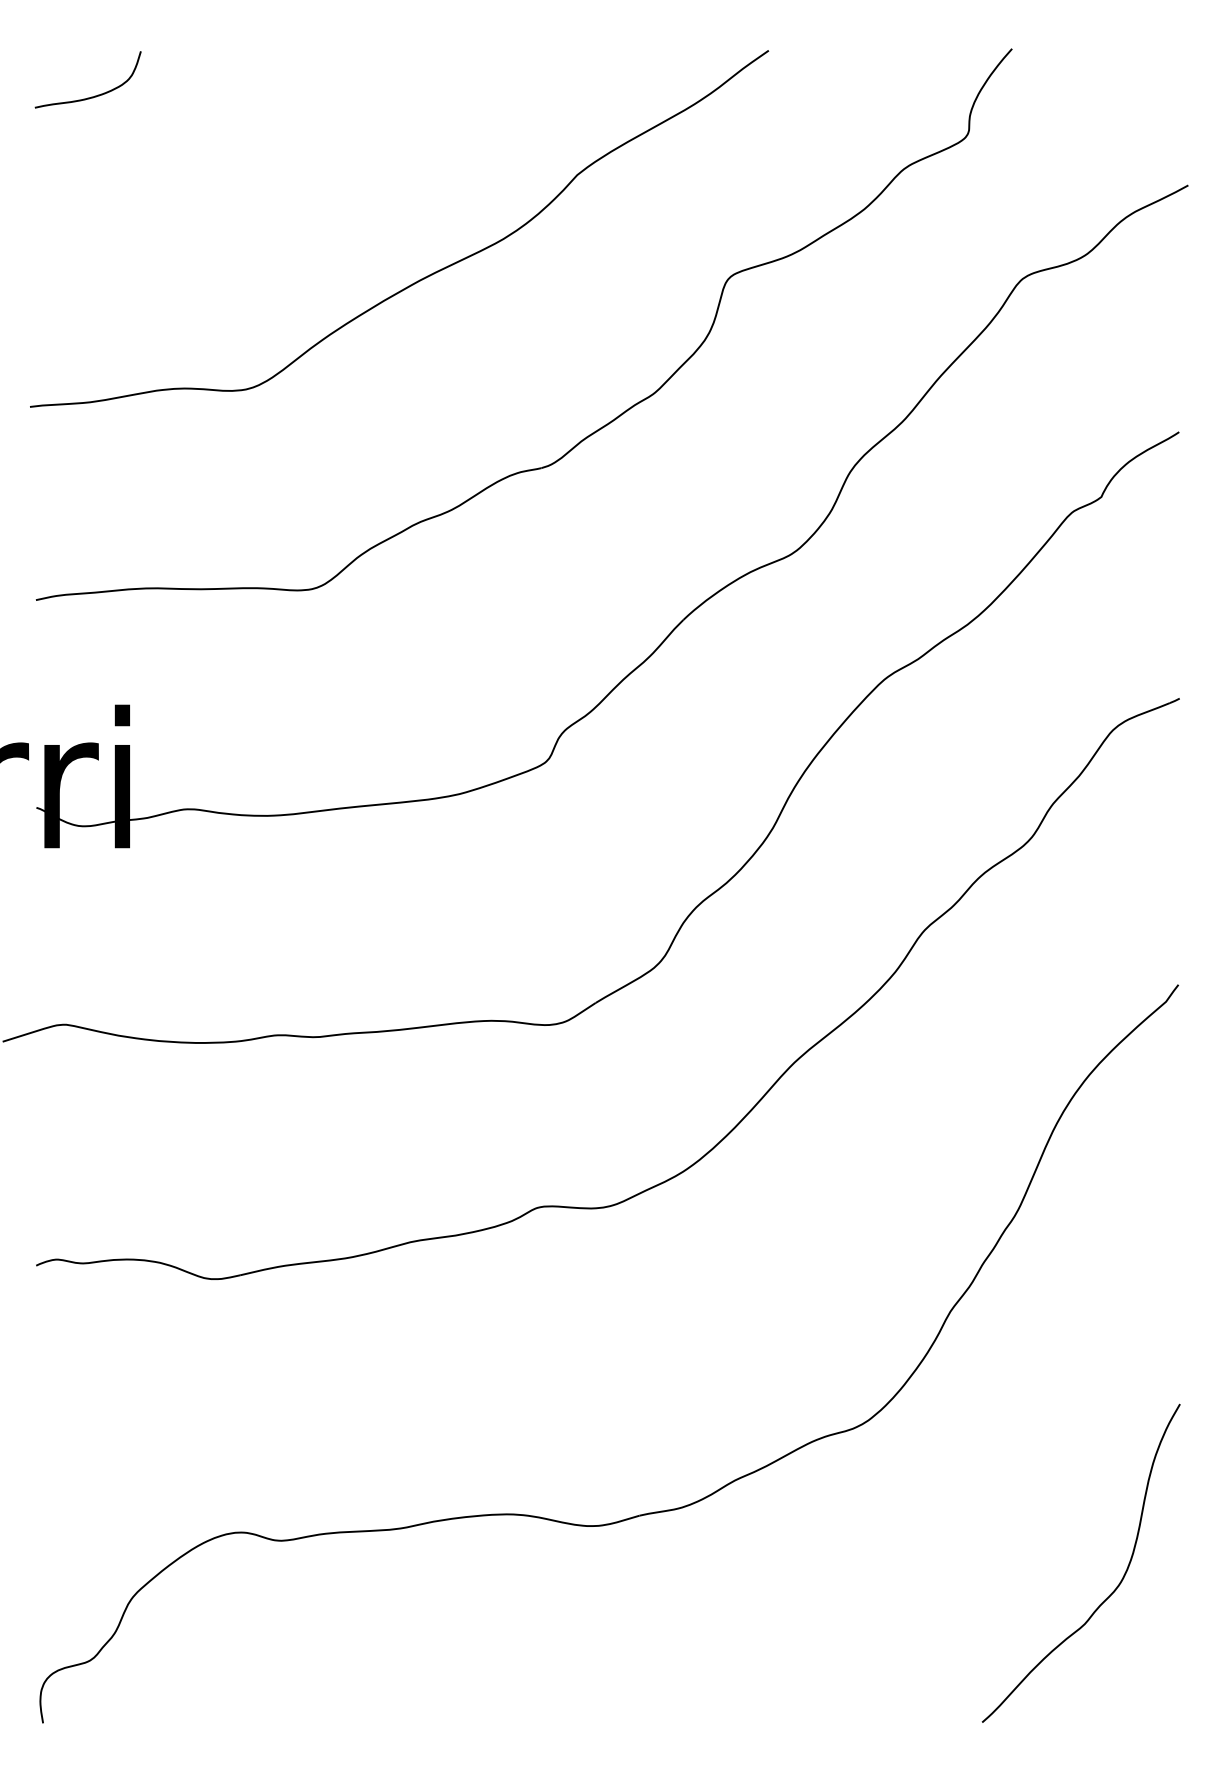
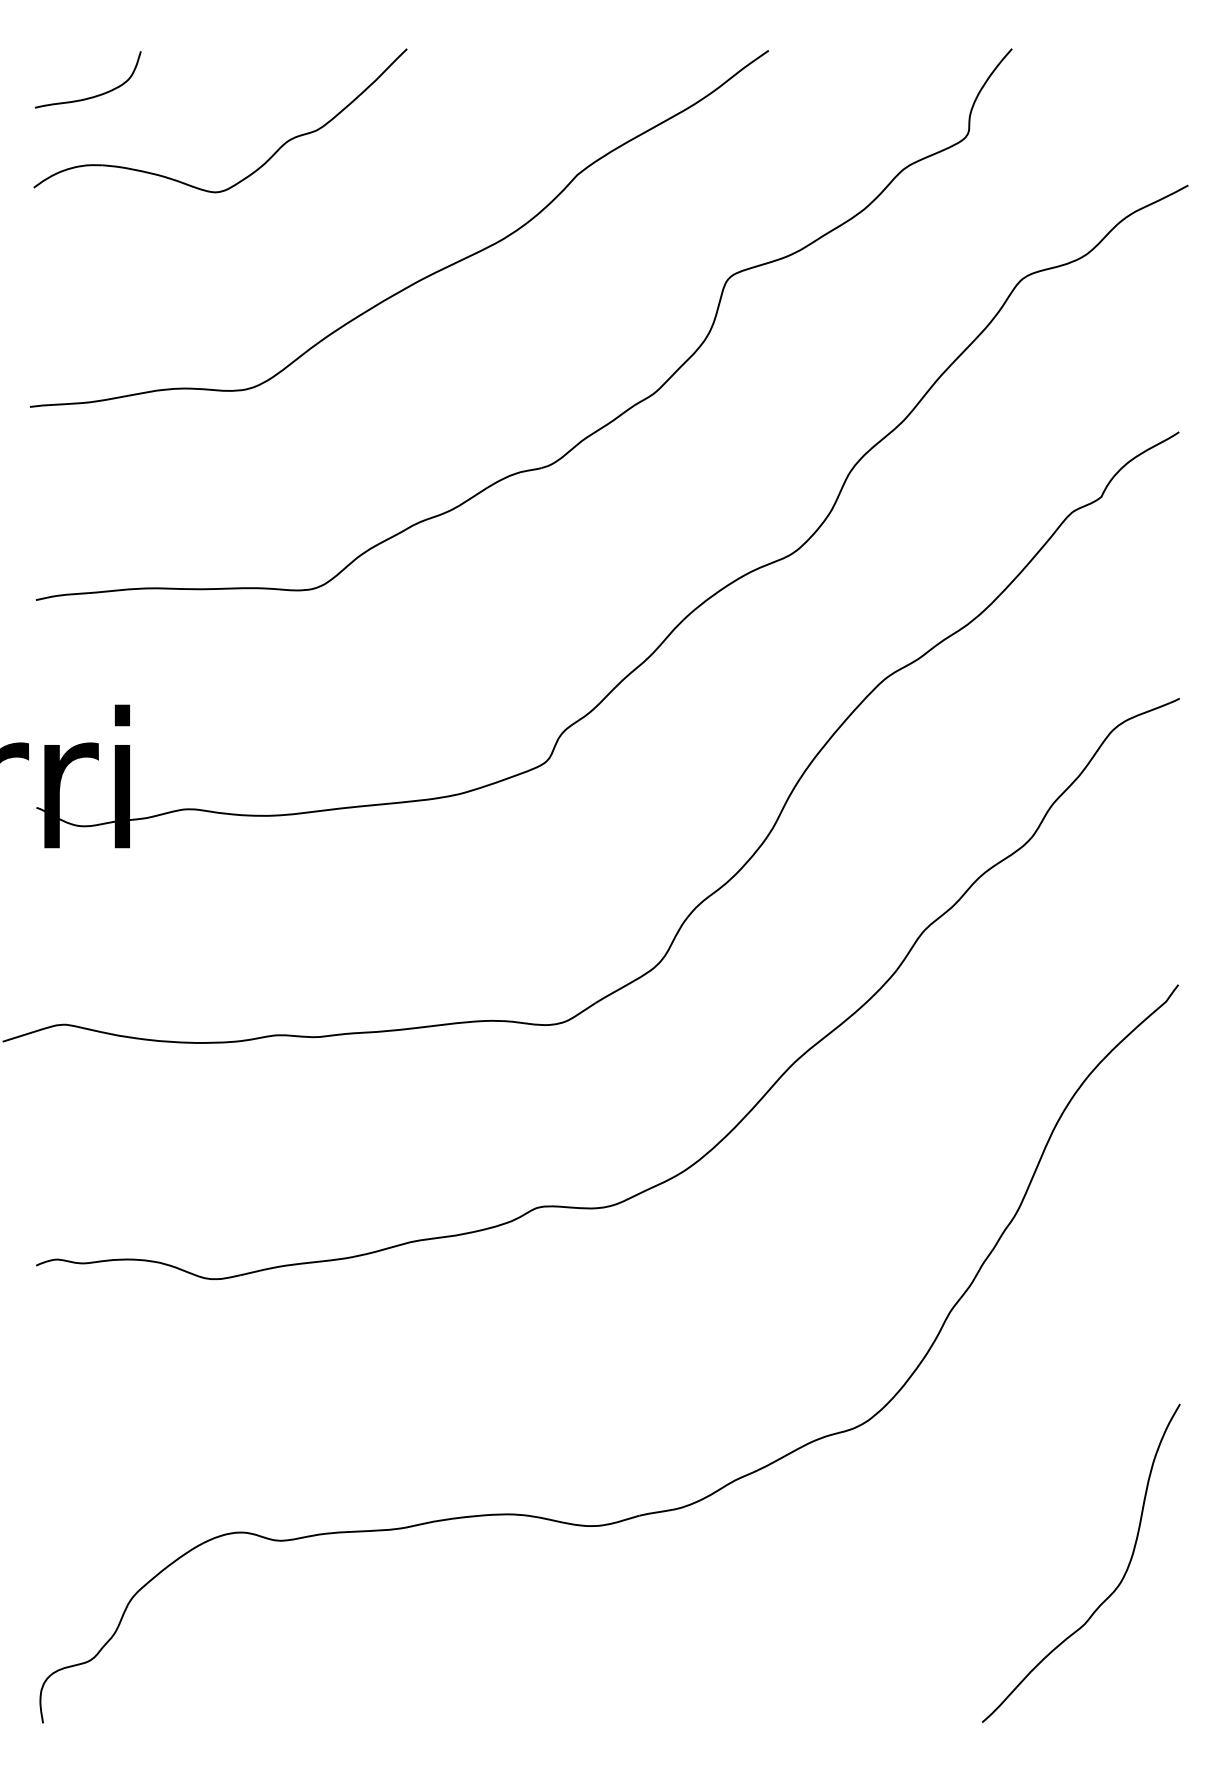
part: none -> present (259, 166)
